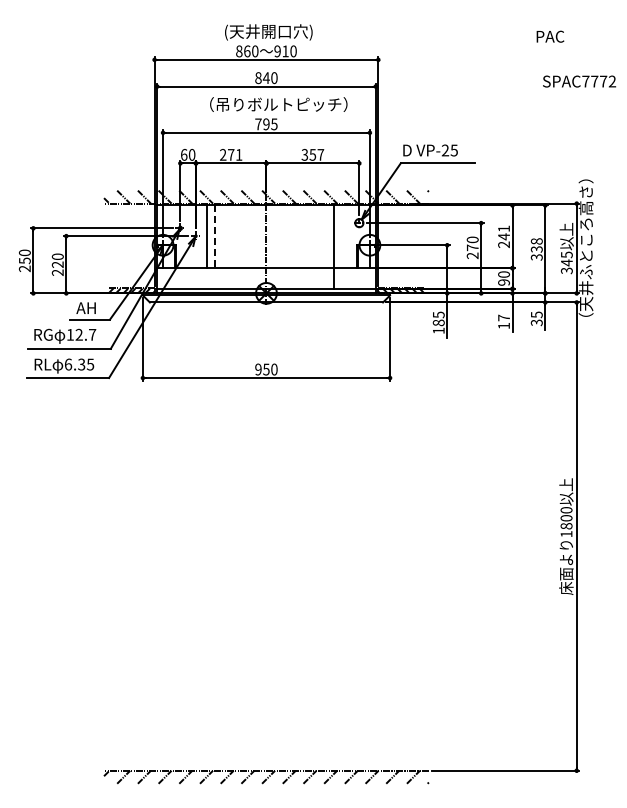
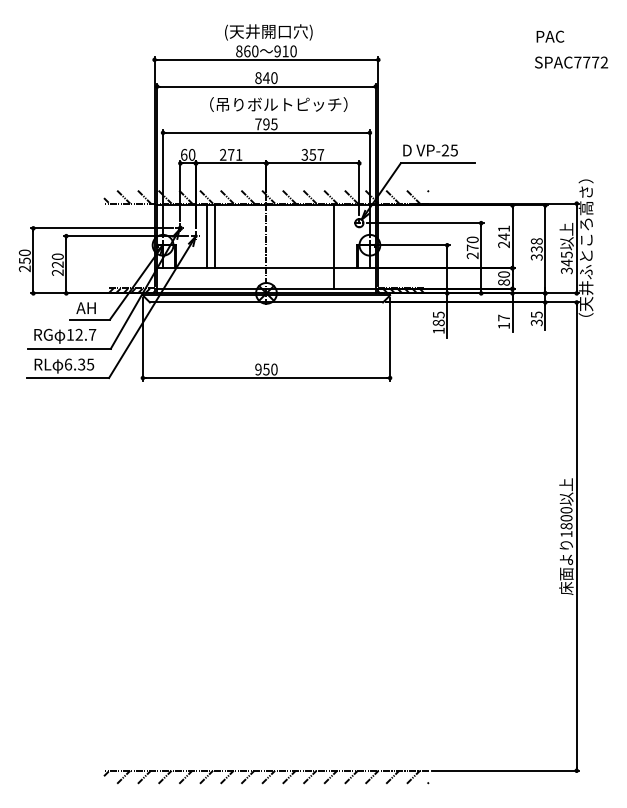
text position: (579, 81) -> (571, 62) (571, 62)
line: dashed -> solid (214, 237)
text: 90 -> 80 (503, 282)
